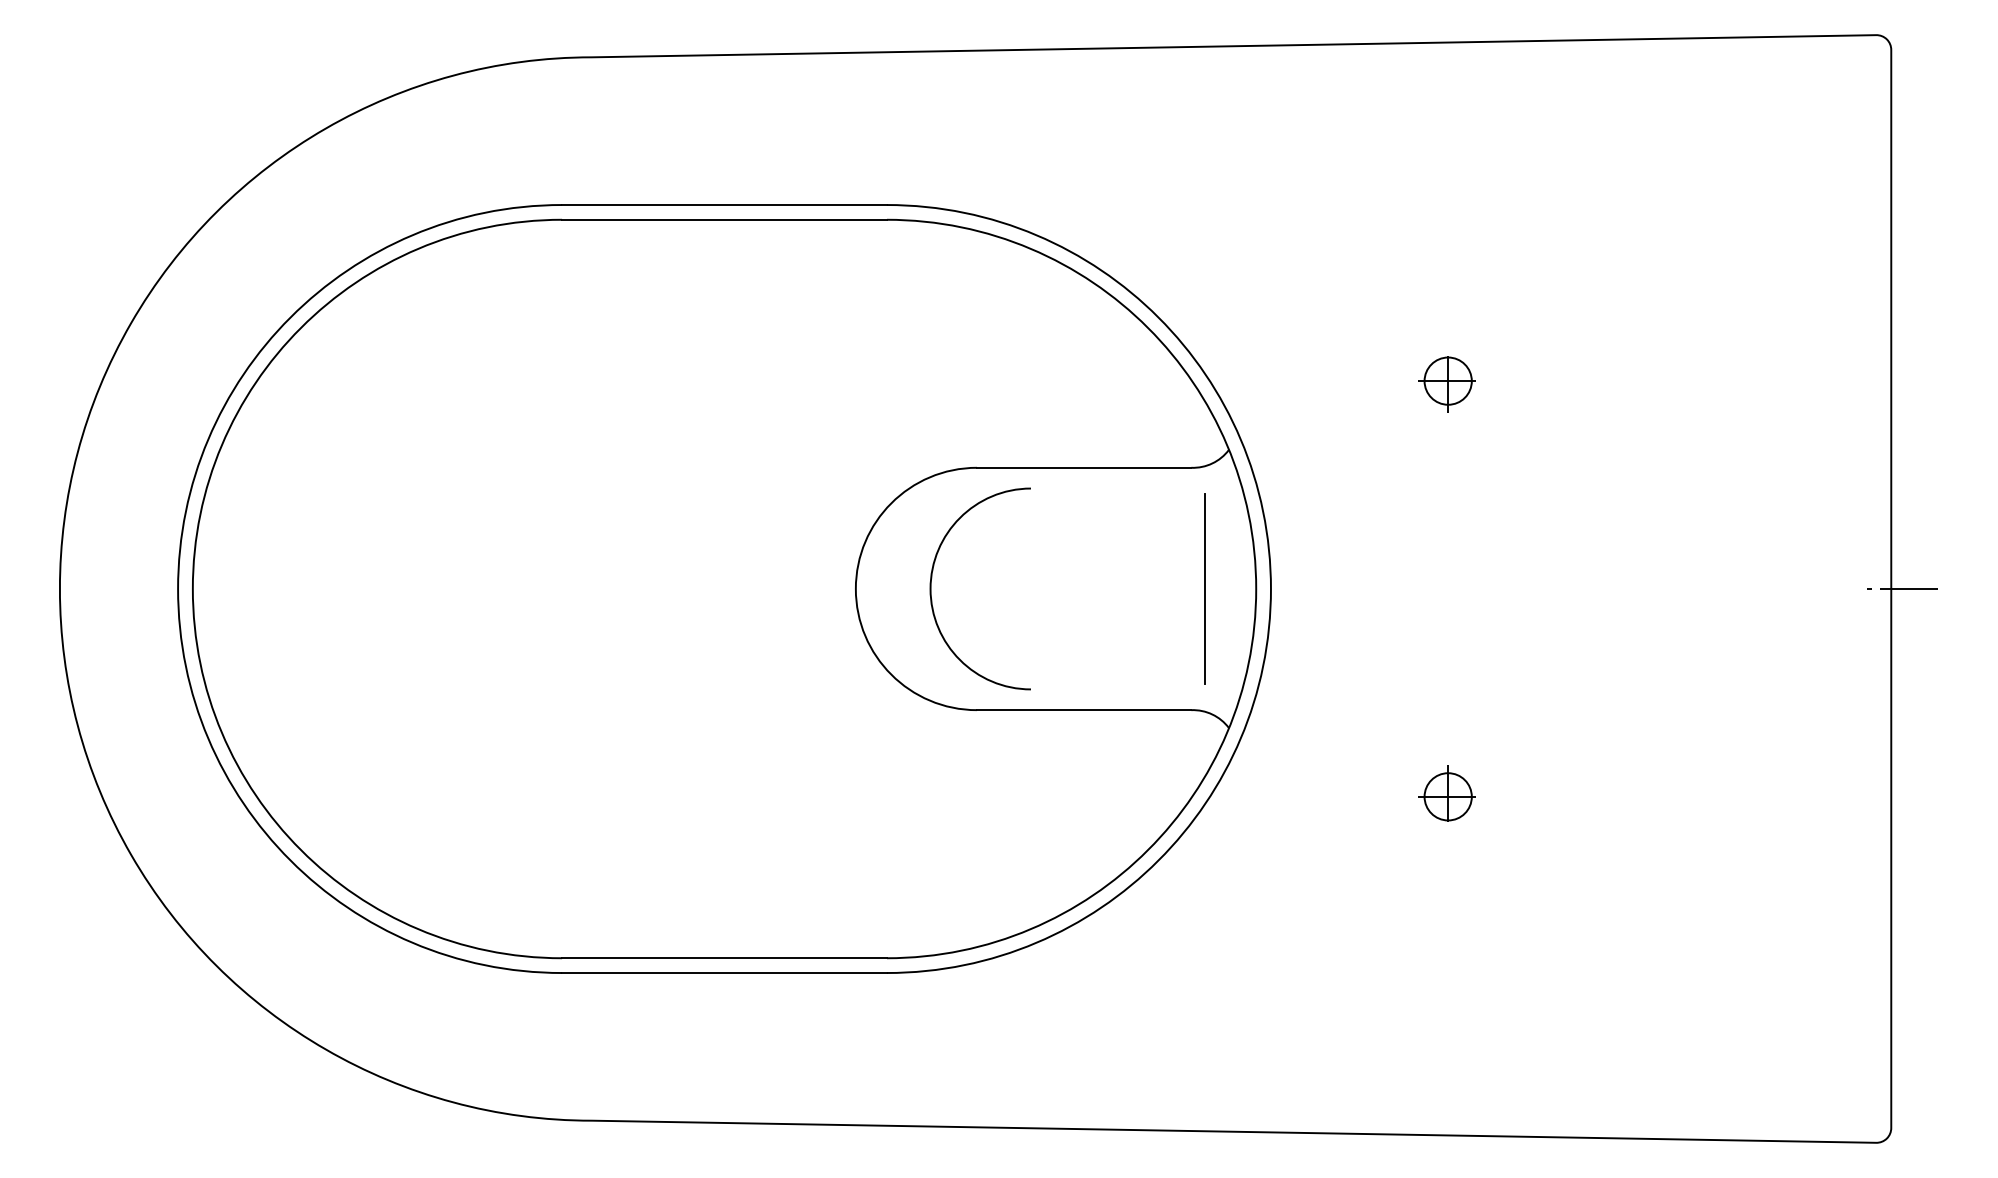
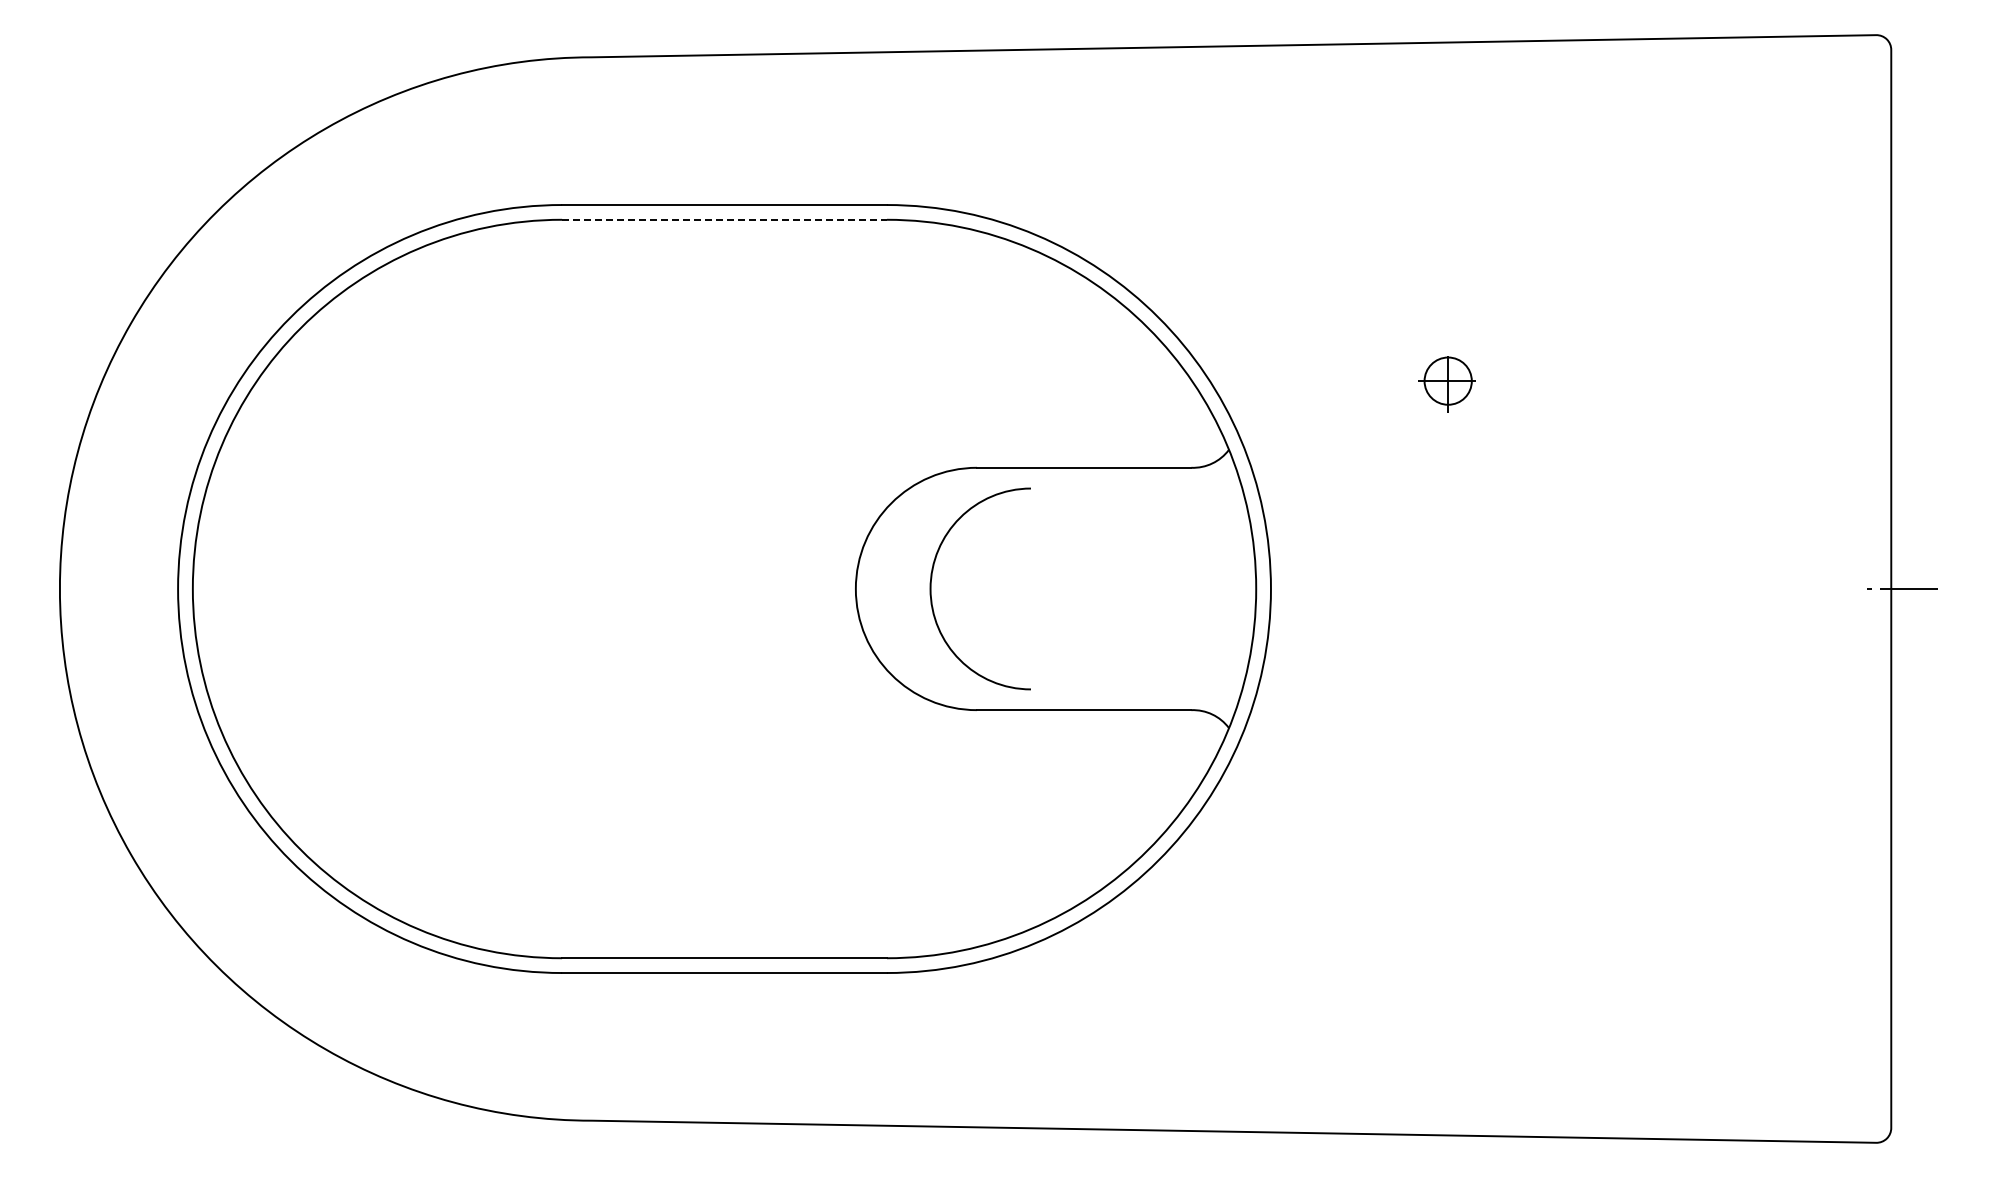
line: solid -> dashed (725, 219)
line: present -> none (1205, 588)
part: present -> none (1446, 793)
